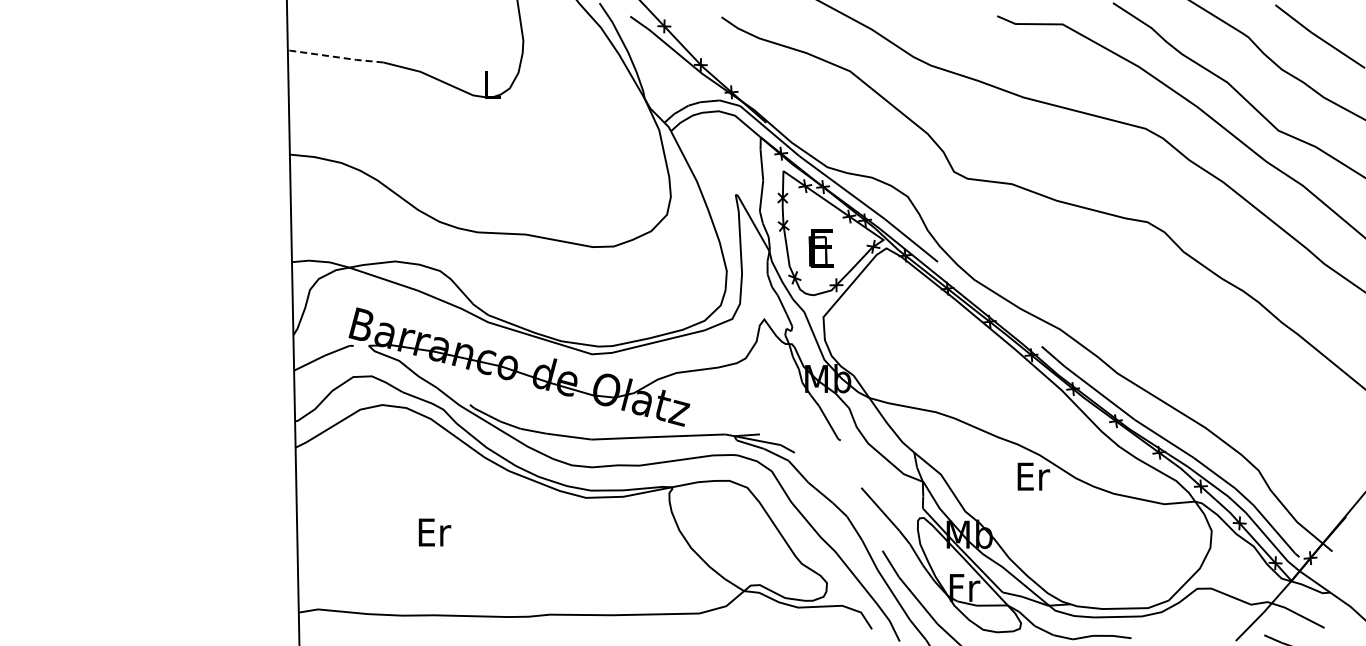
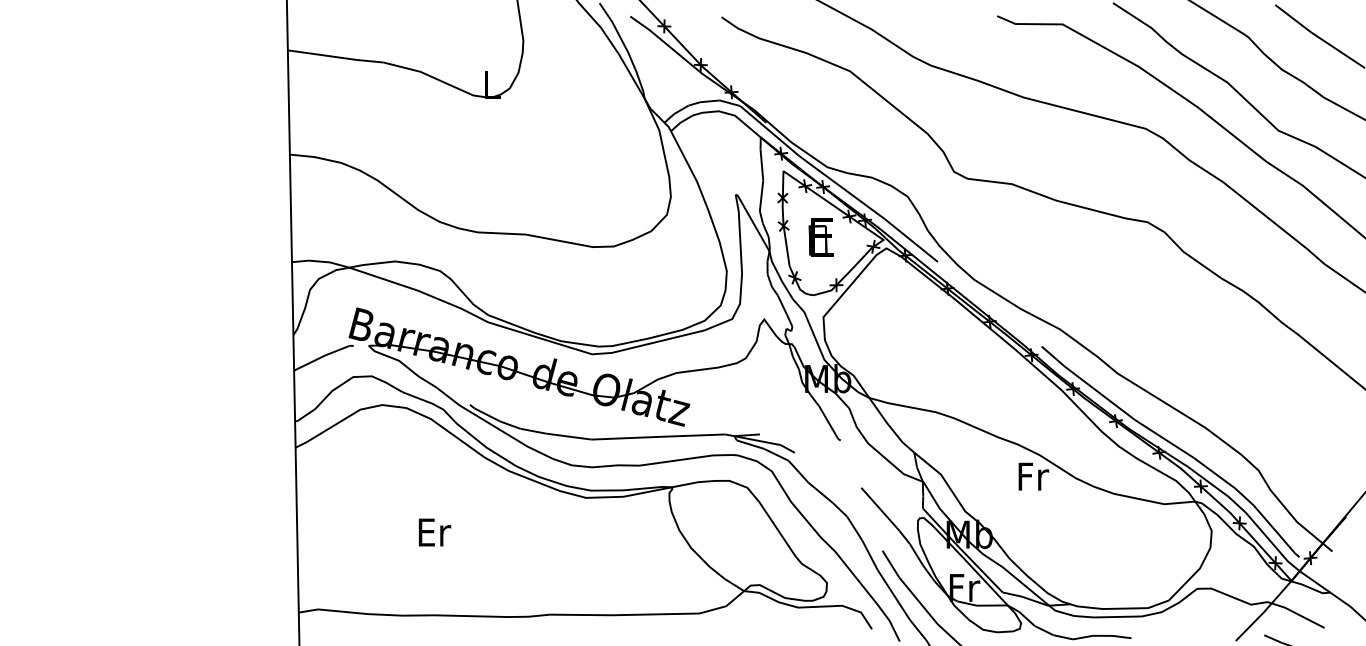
line: dashed -> solid (335, 57)
part position: (820, 248) -> (820, 237) (820, 237)
text: Er -> Fr (1033, 476)
